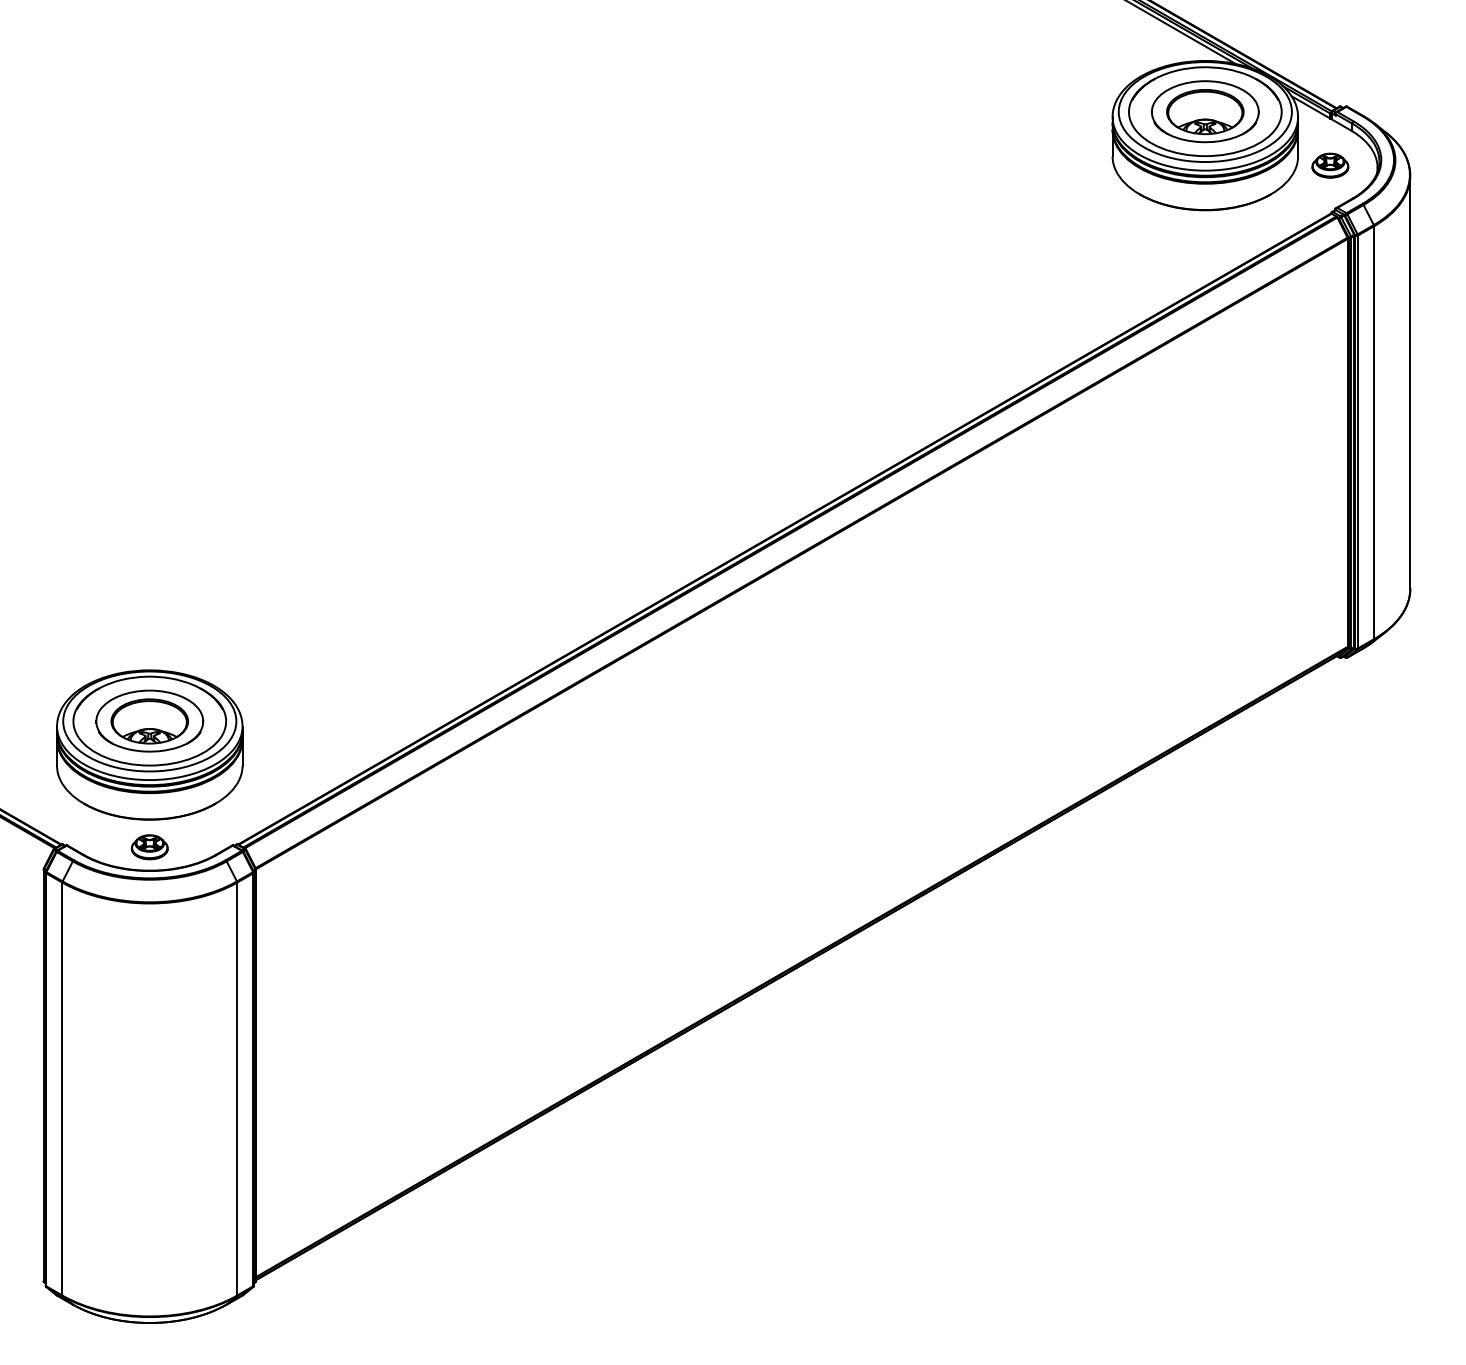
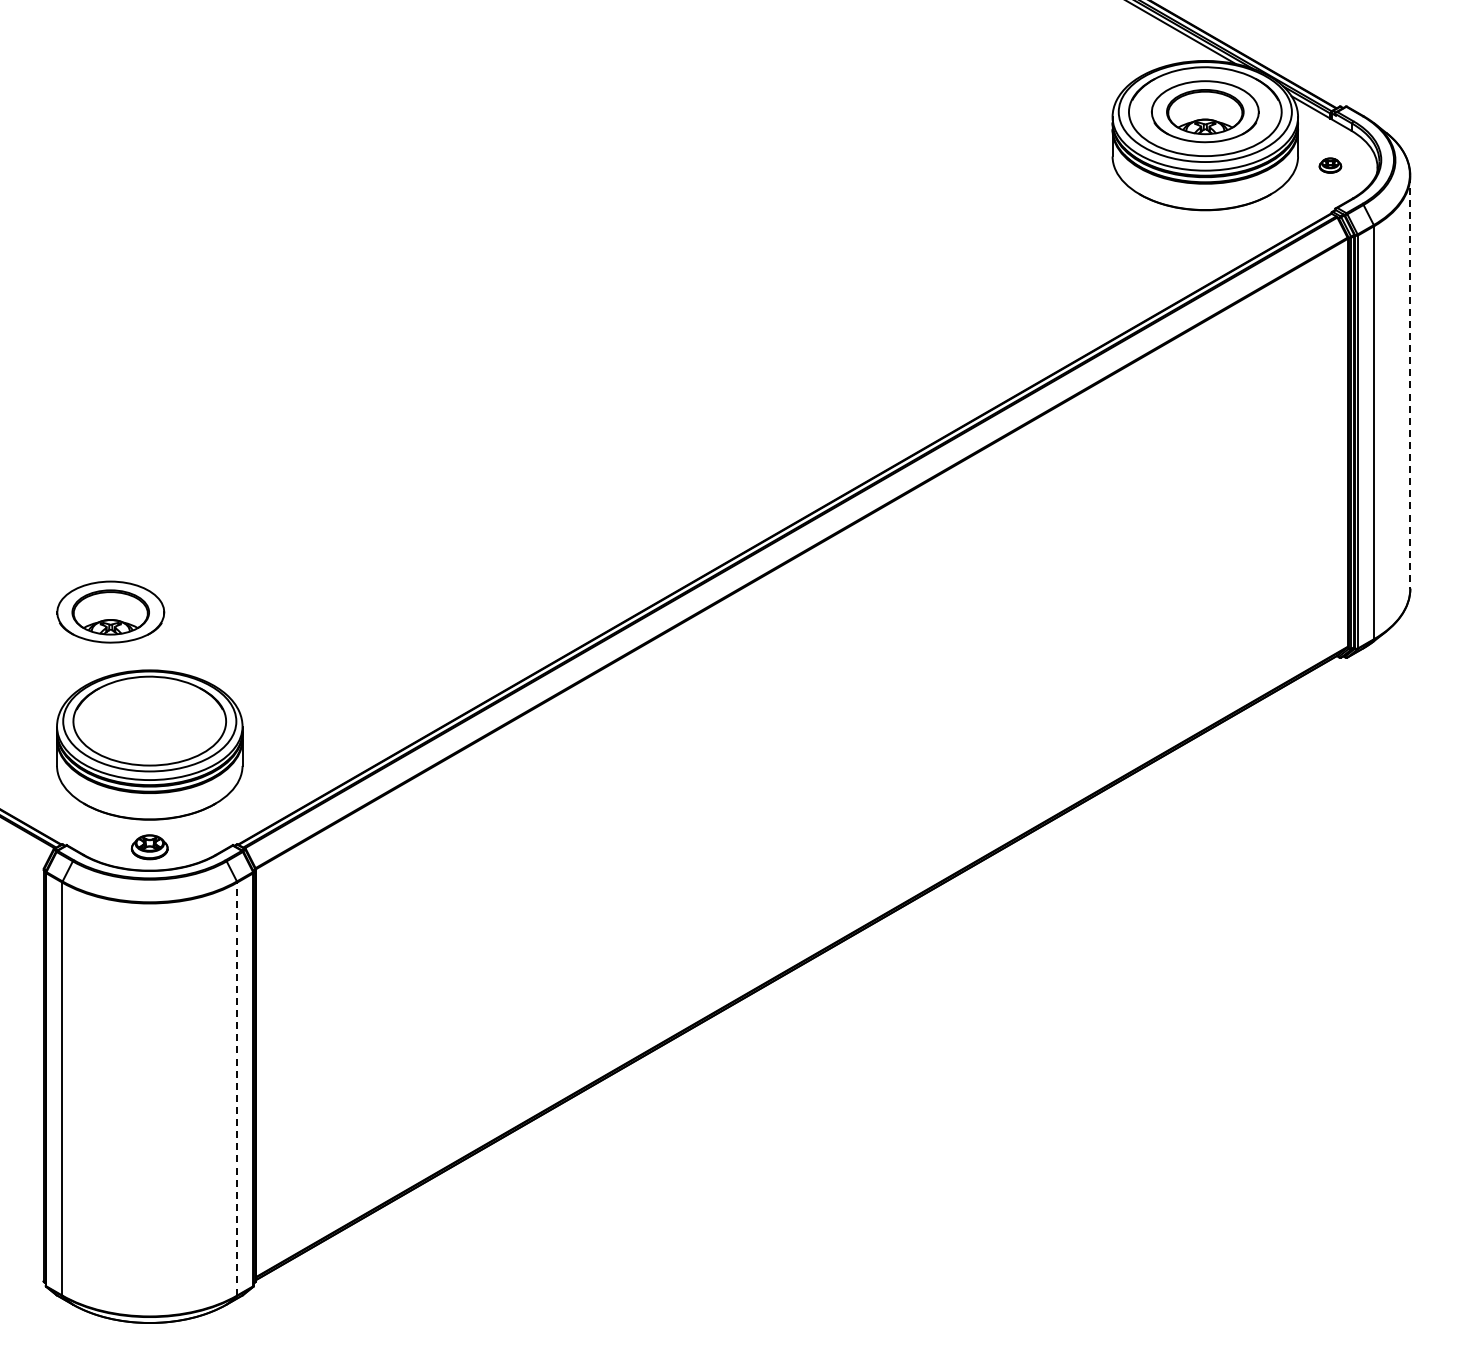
part size: 39x27 px -> 25x17 px (1330, 165)
line: solid -> dashed (1410, 382)
part position: (149, 720) -> (110, 611) (110, 611)
line: solid -> dashed (237, 1088)
